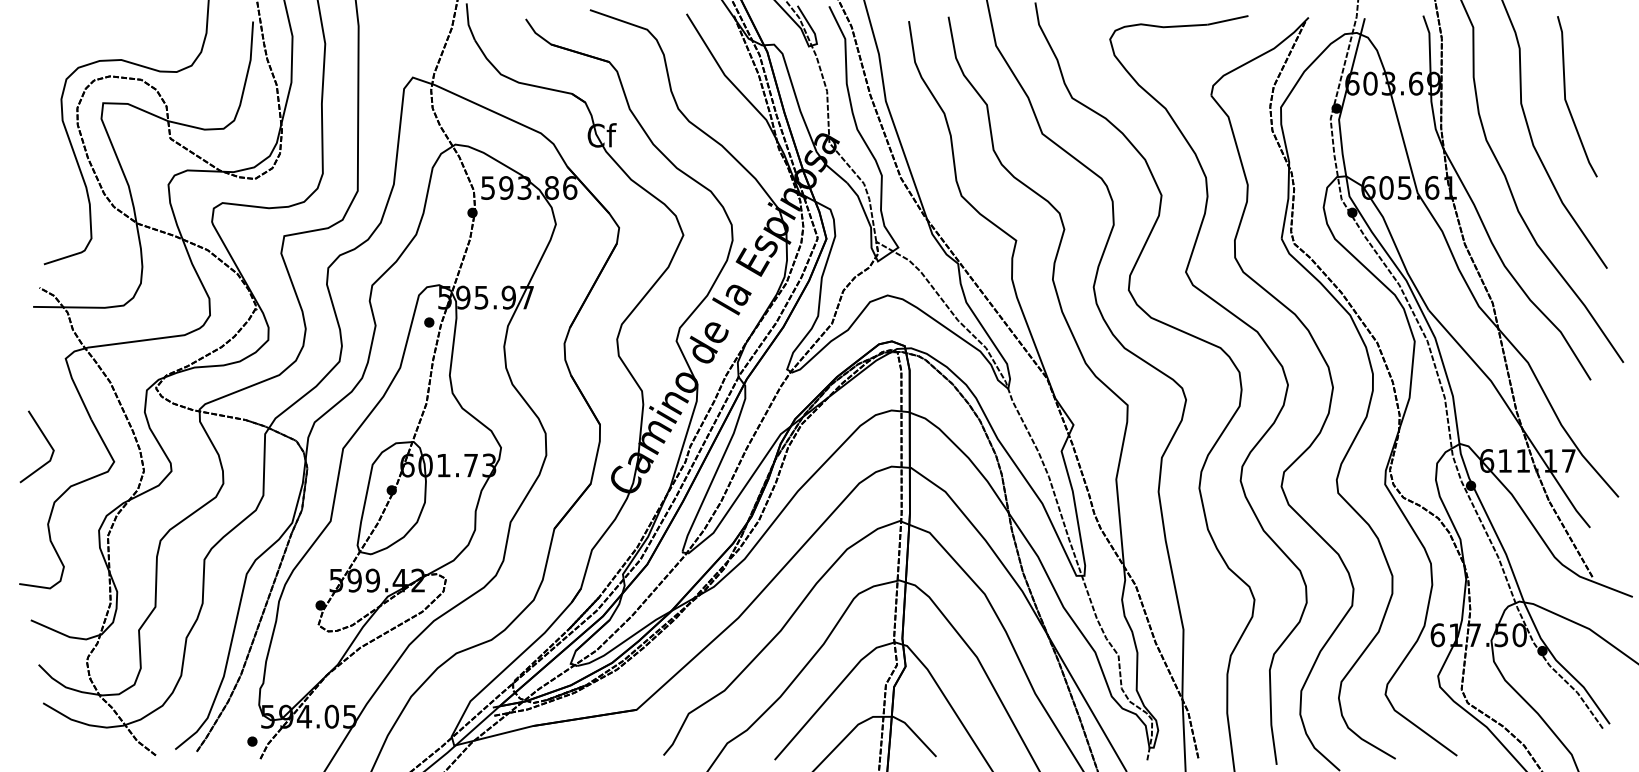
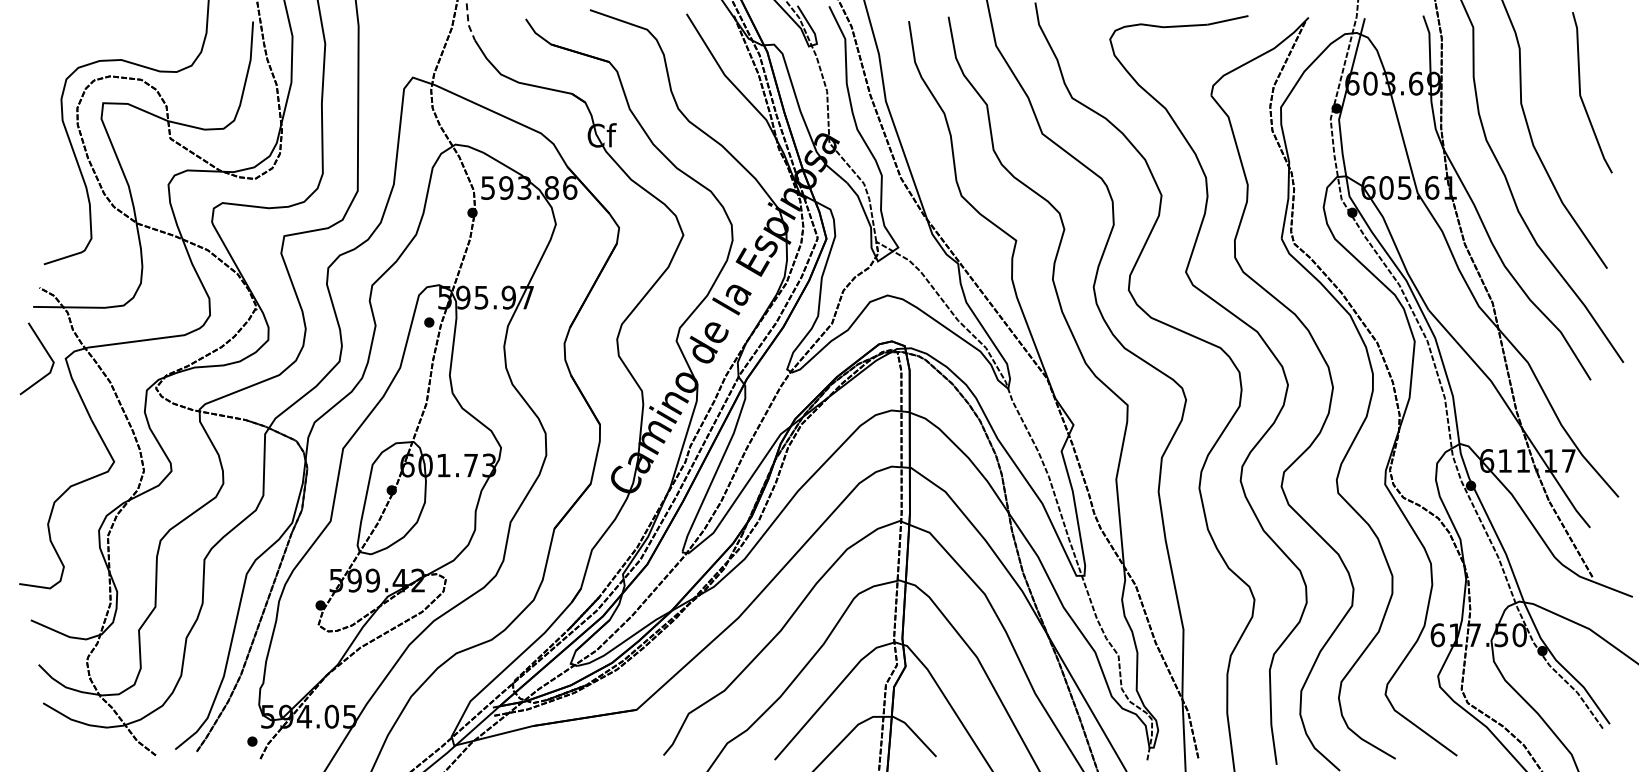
line: solid -> dashed (468, 22)
line position: (1566, 99) -> (1581, 95) (1581, 95)
line position: (46, 441) -> (46, 353) (46, 353)
